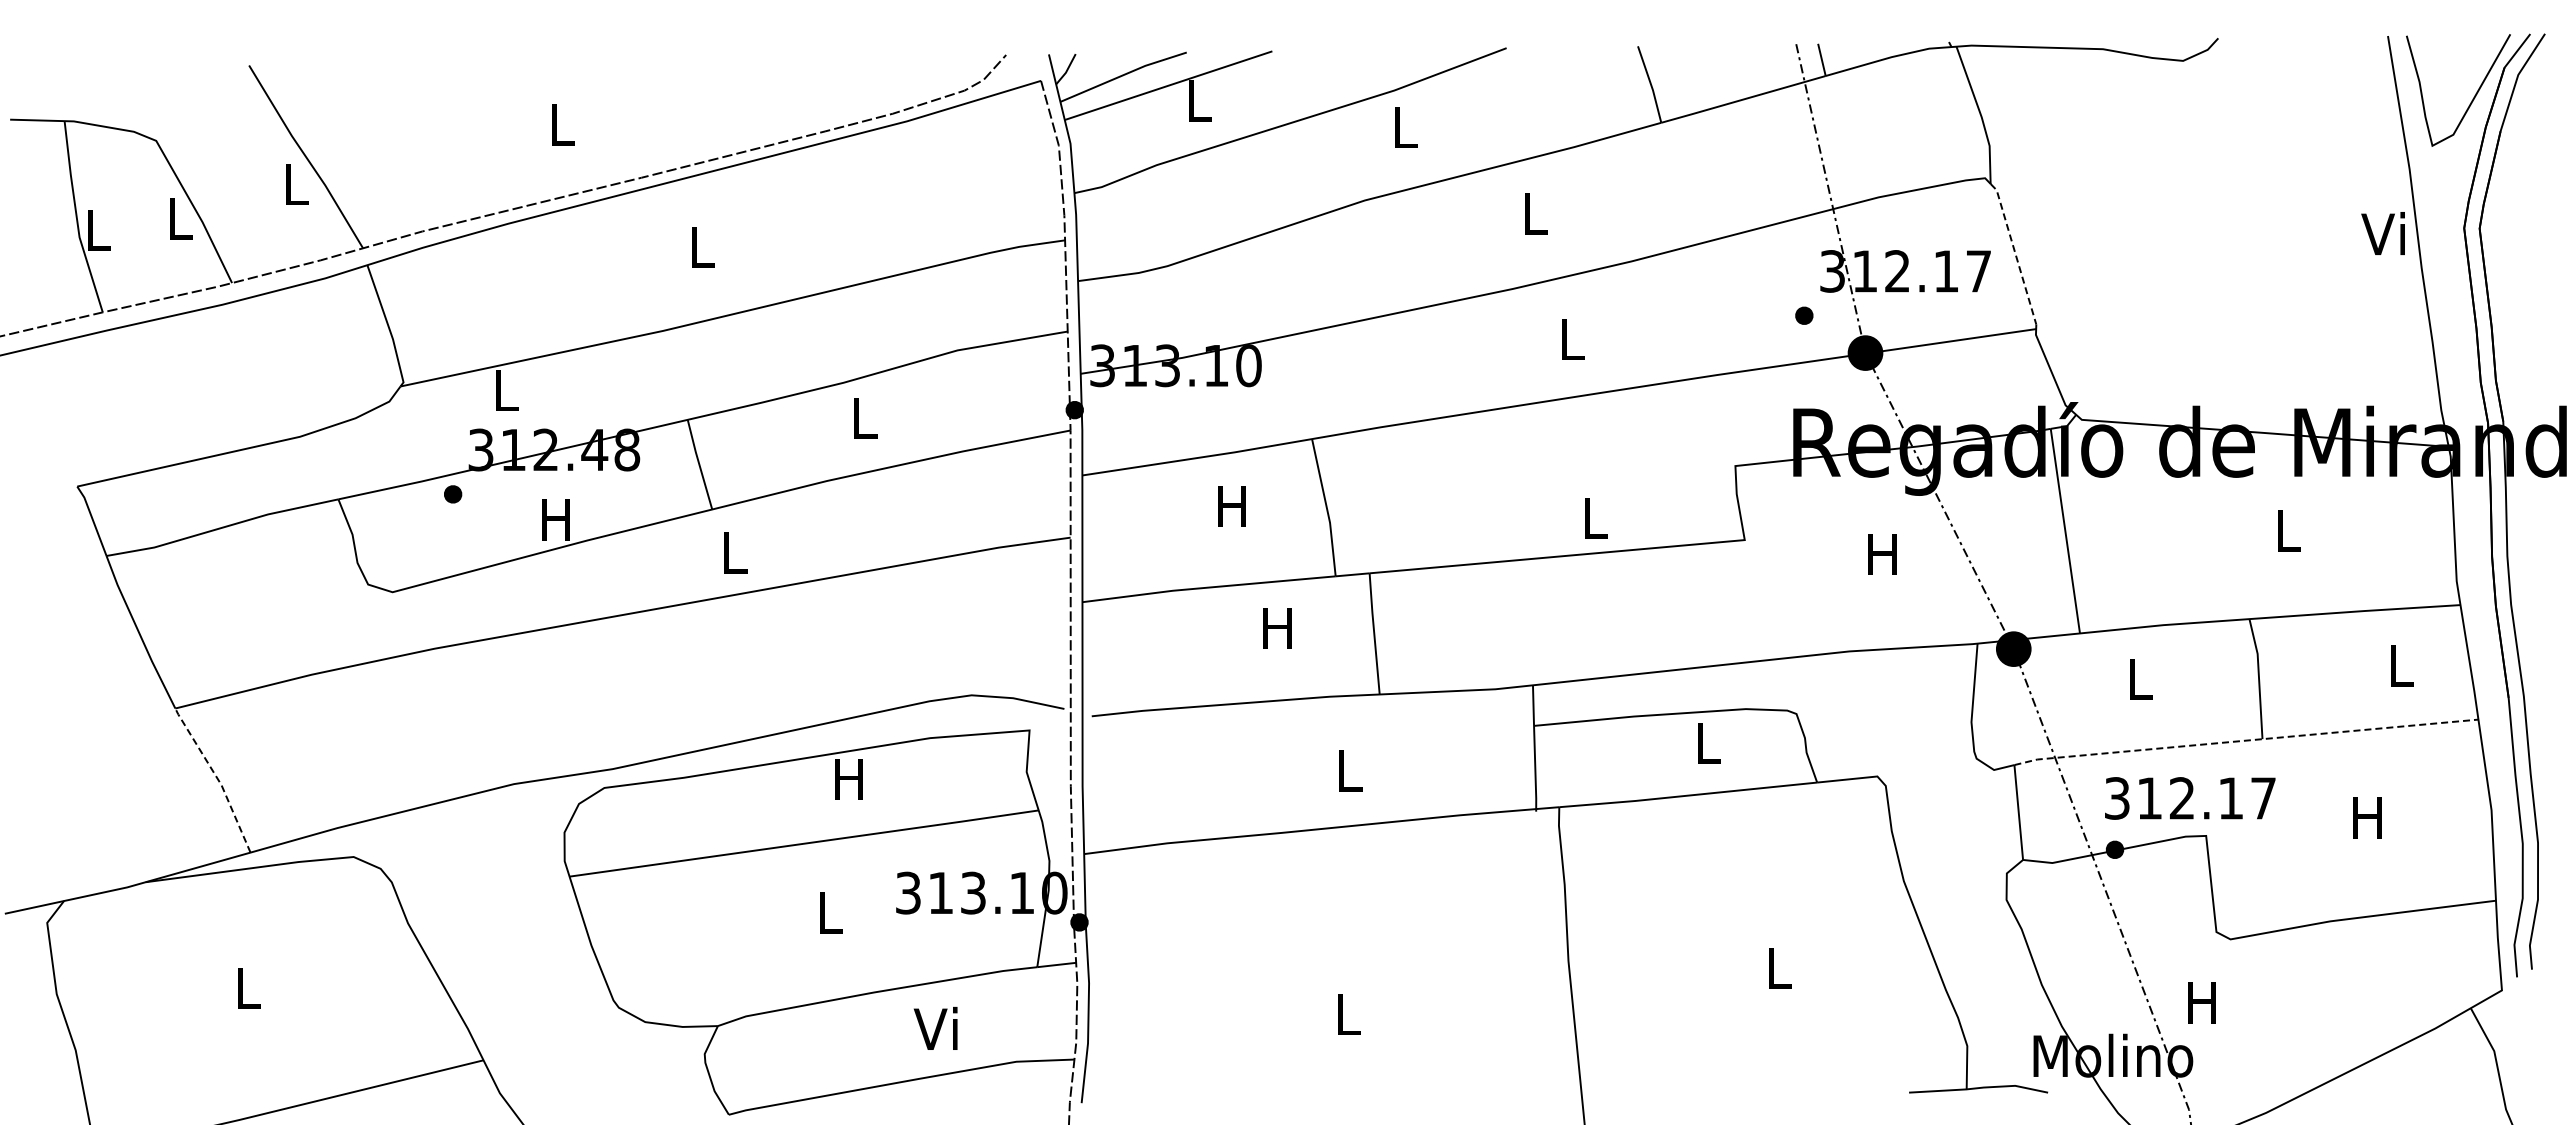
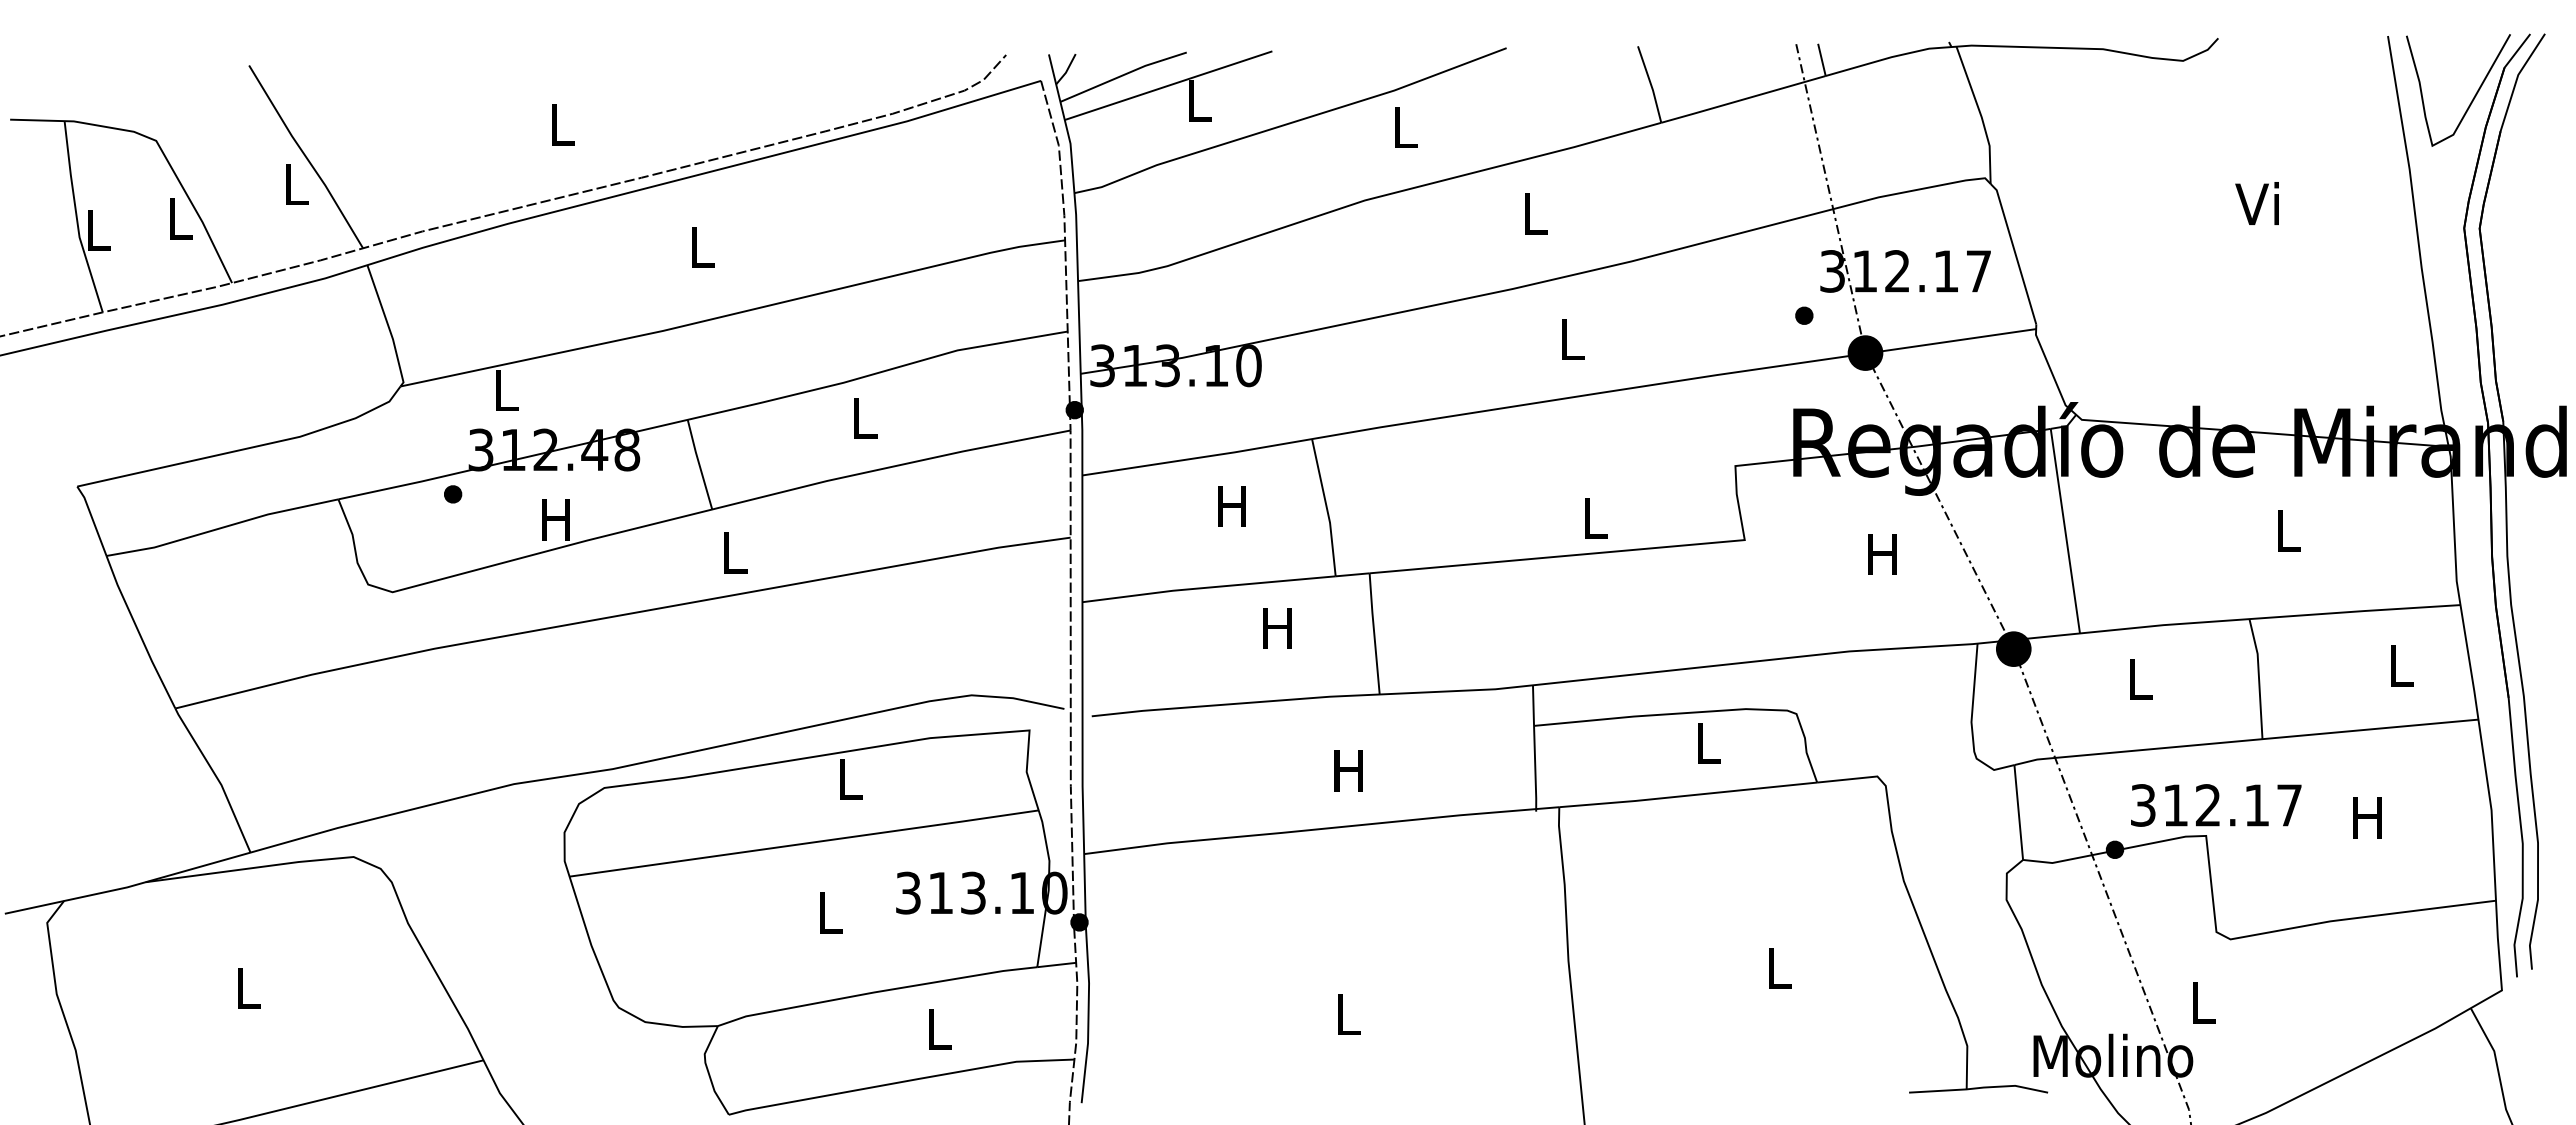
text position: (2382, 233) -> (2256, 203) (2256, 203)
line: dashed -> solid (2015, 253)
line: dashed -> solid (2245, 740)
text: L -> H (1348, 770)
line: dashed -> solid (217, 778)
text: H -> L (848, 779)
text position: (2190, 798) -> (2216, 805) (2216, 805)
text: H -> L (2201, 1002)
text: Vi -> L (935, 1027)
